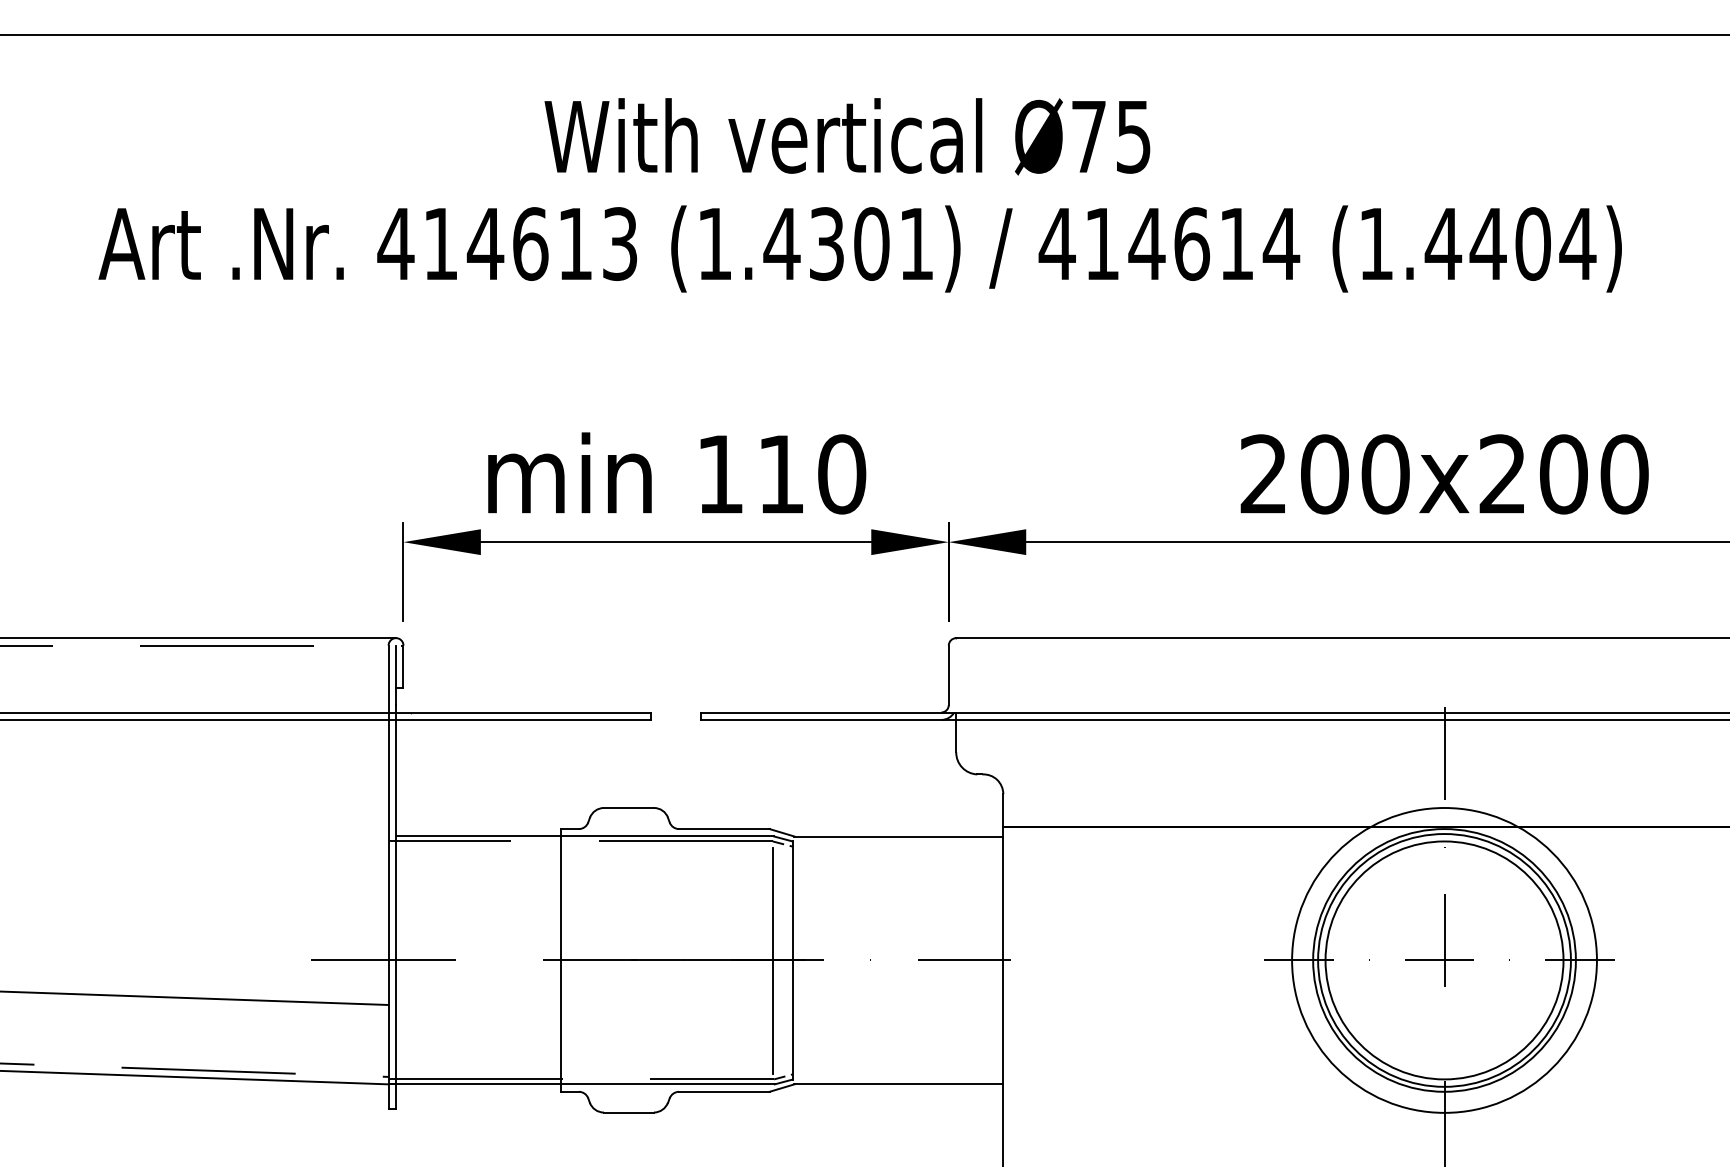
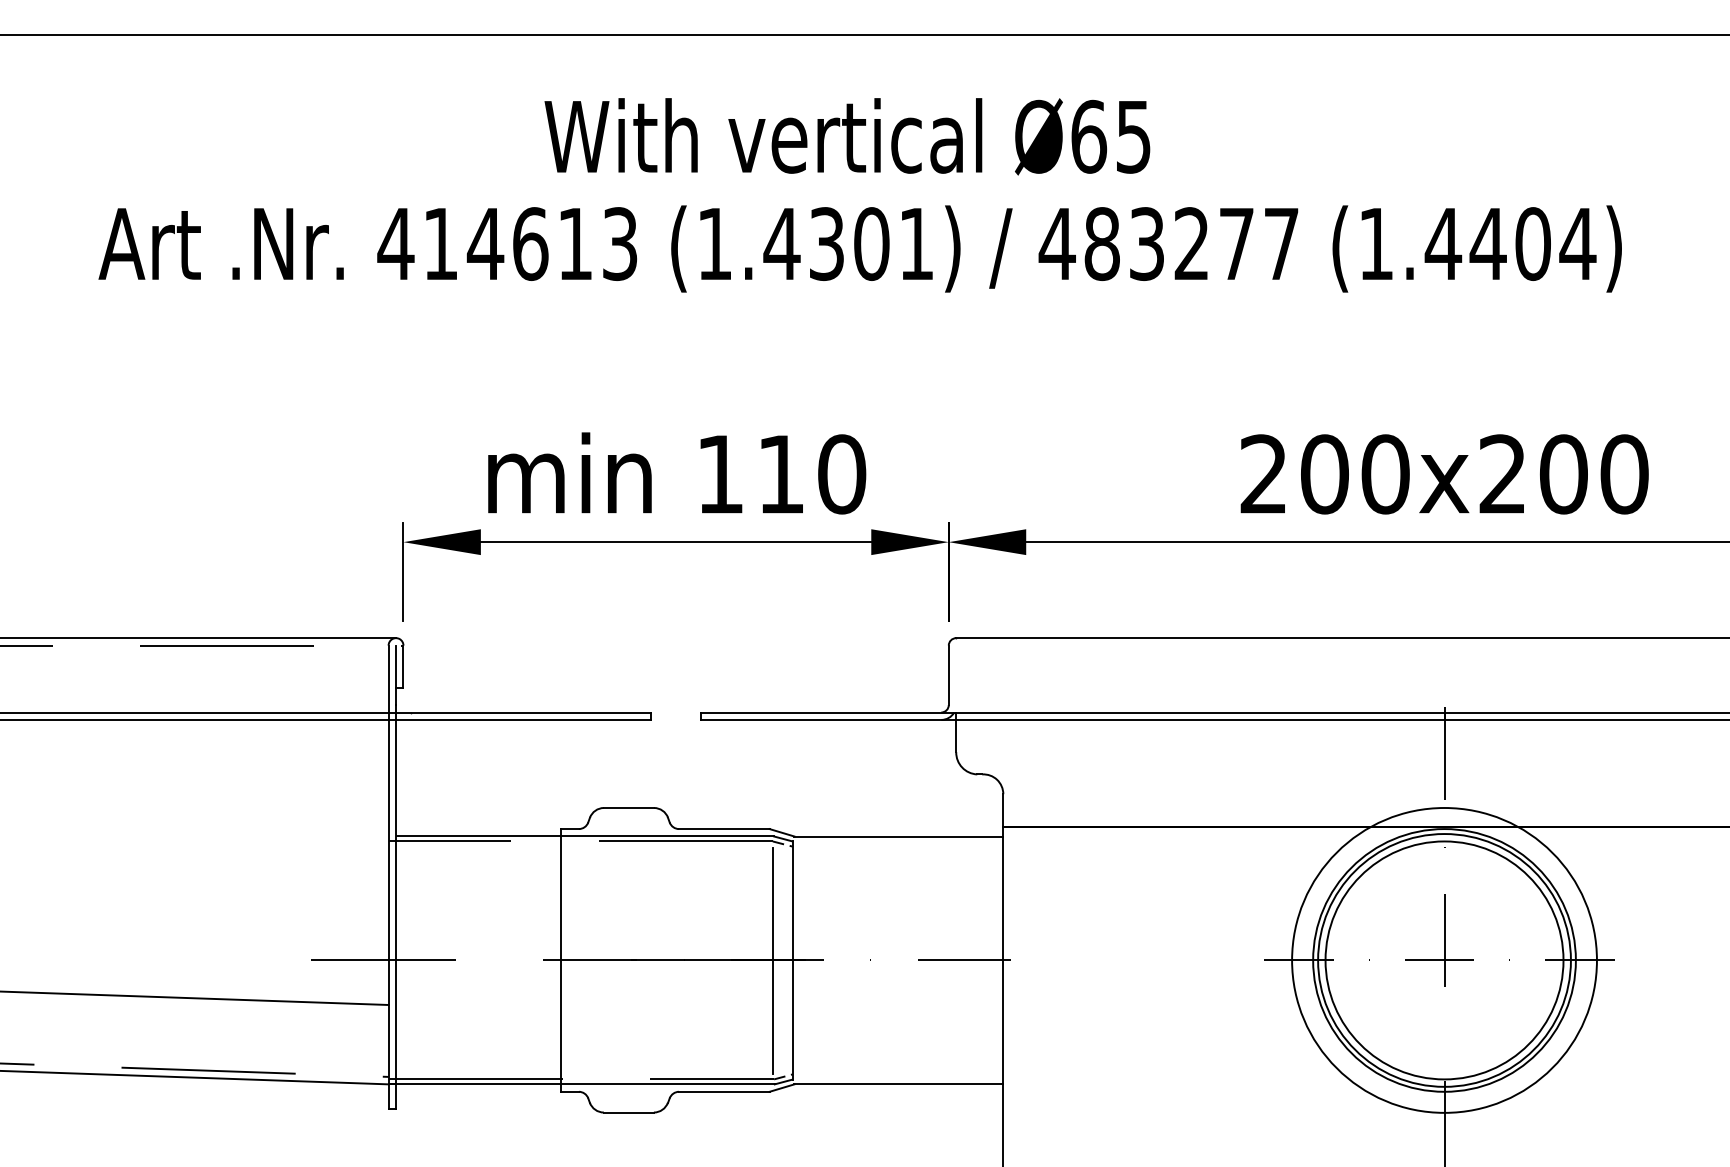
text: Ø75 -> Ø65 (1089, 136)
text: 414614 -> 483277 (1192, 244)
